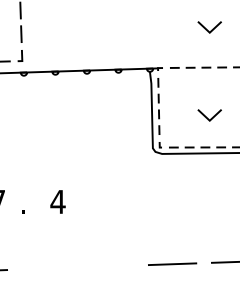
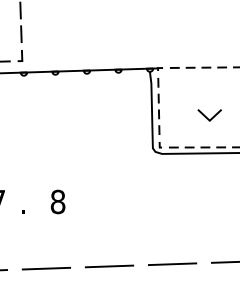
line: present -> none (207, 29)
text: 4 -> 8 (57, 201)
line: none -> present (109, 266)
line: none -> present (46, 268)
